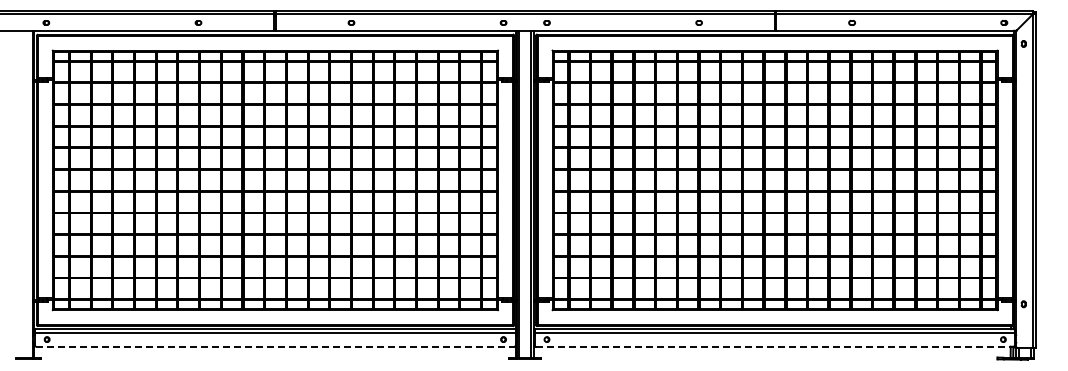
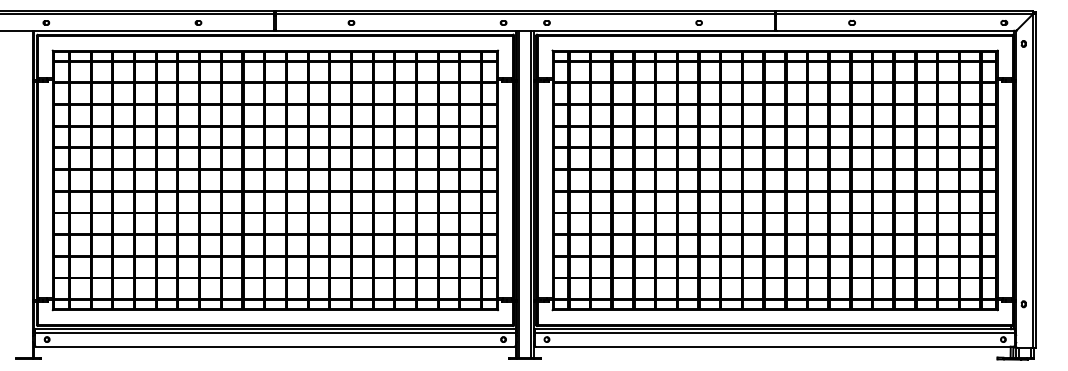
line: dashed -> solid (275, 346)
line: dashed -> solid (775, 346)
